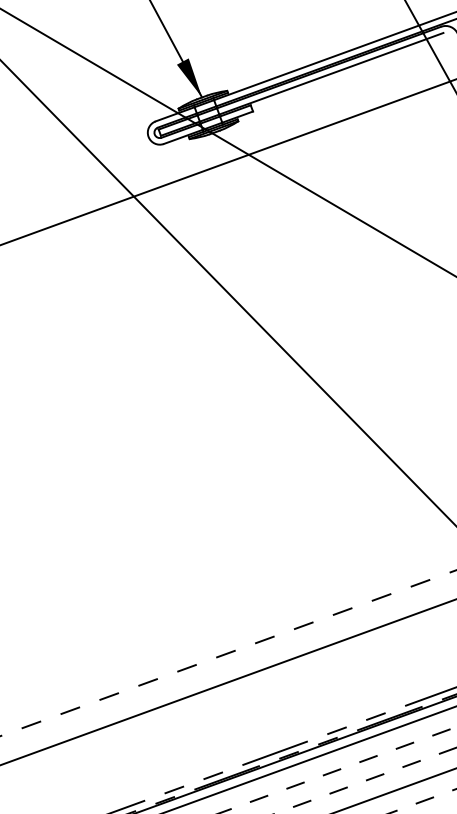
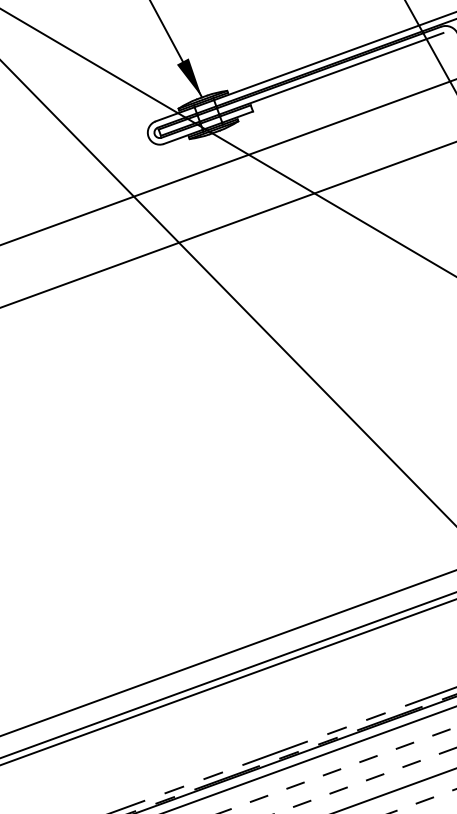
line: none -> present (227, 224)
line: dashed -> solid (228, 653)
line: none -> present (227, 675)
